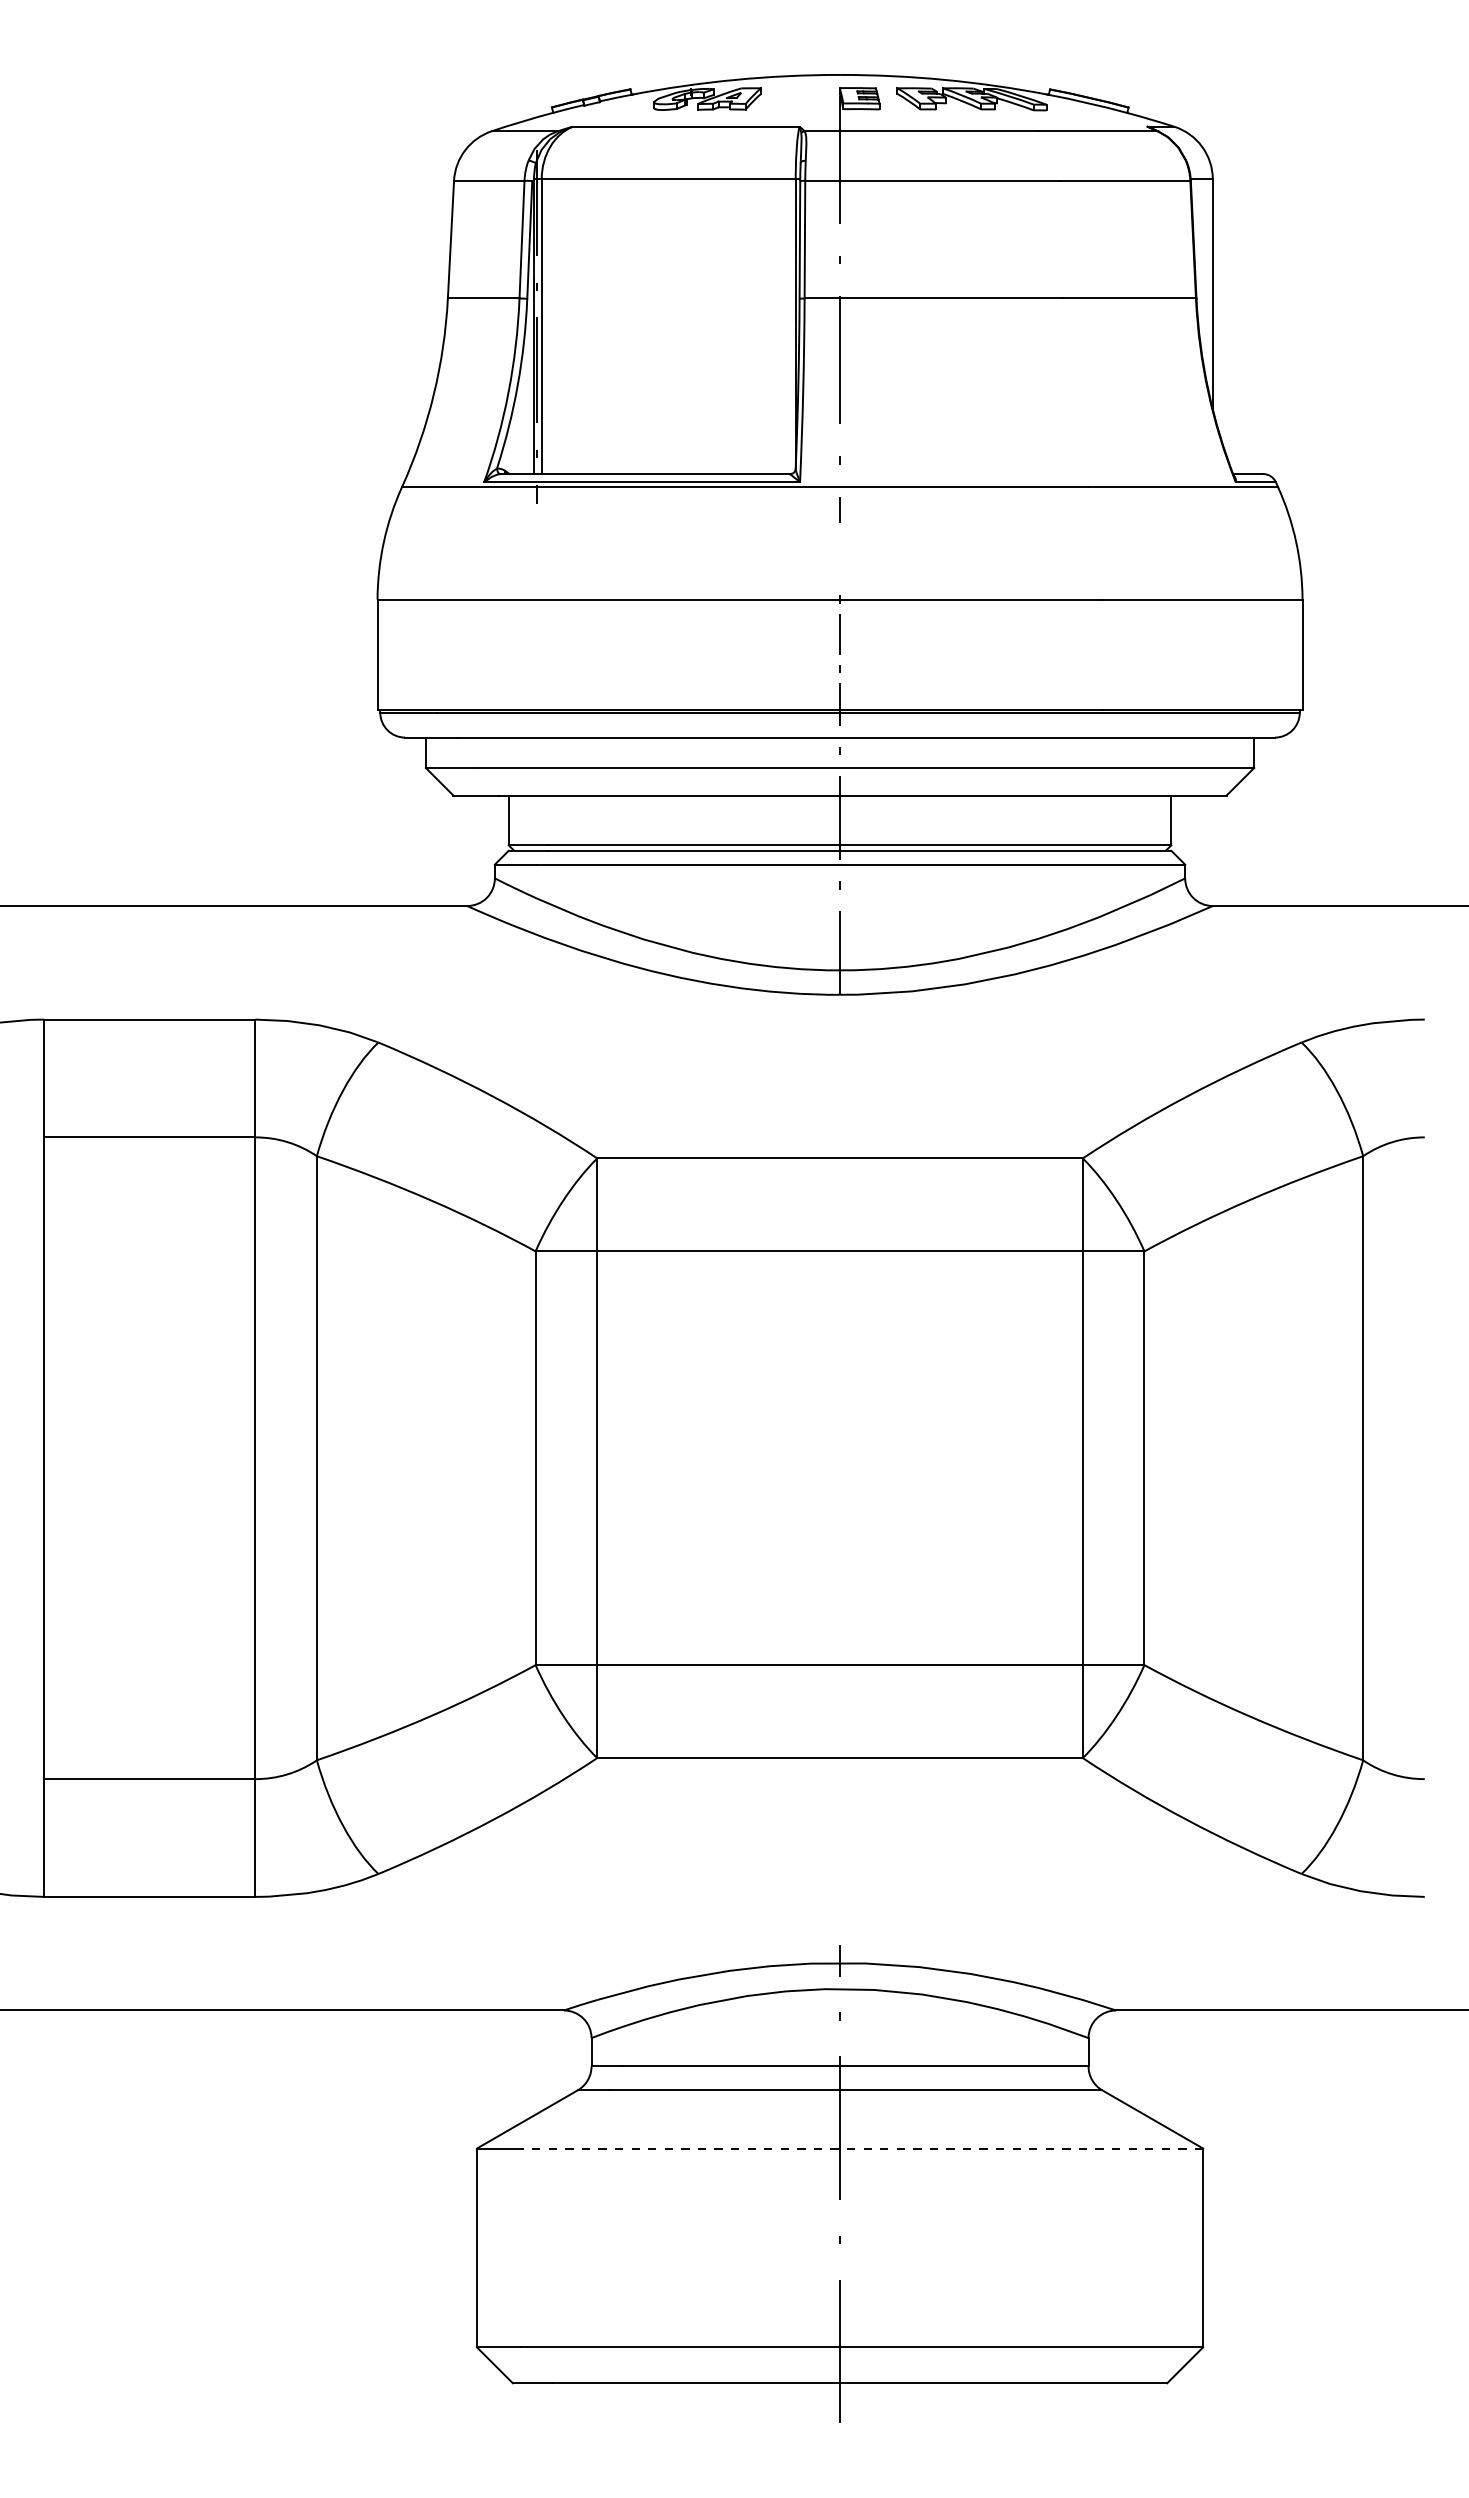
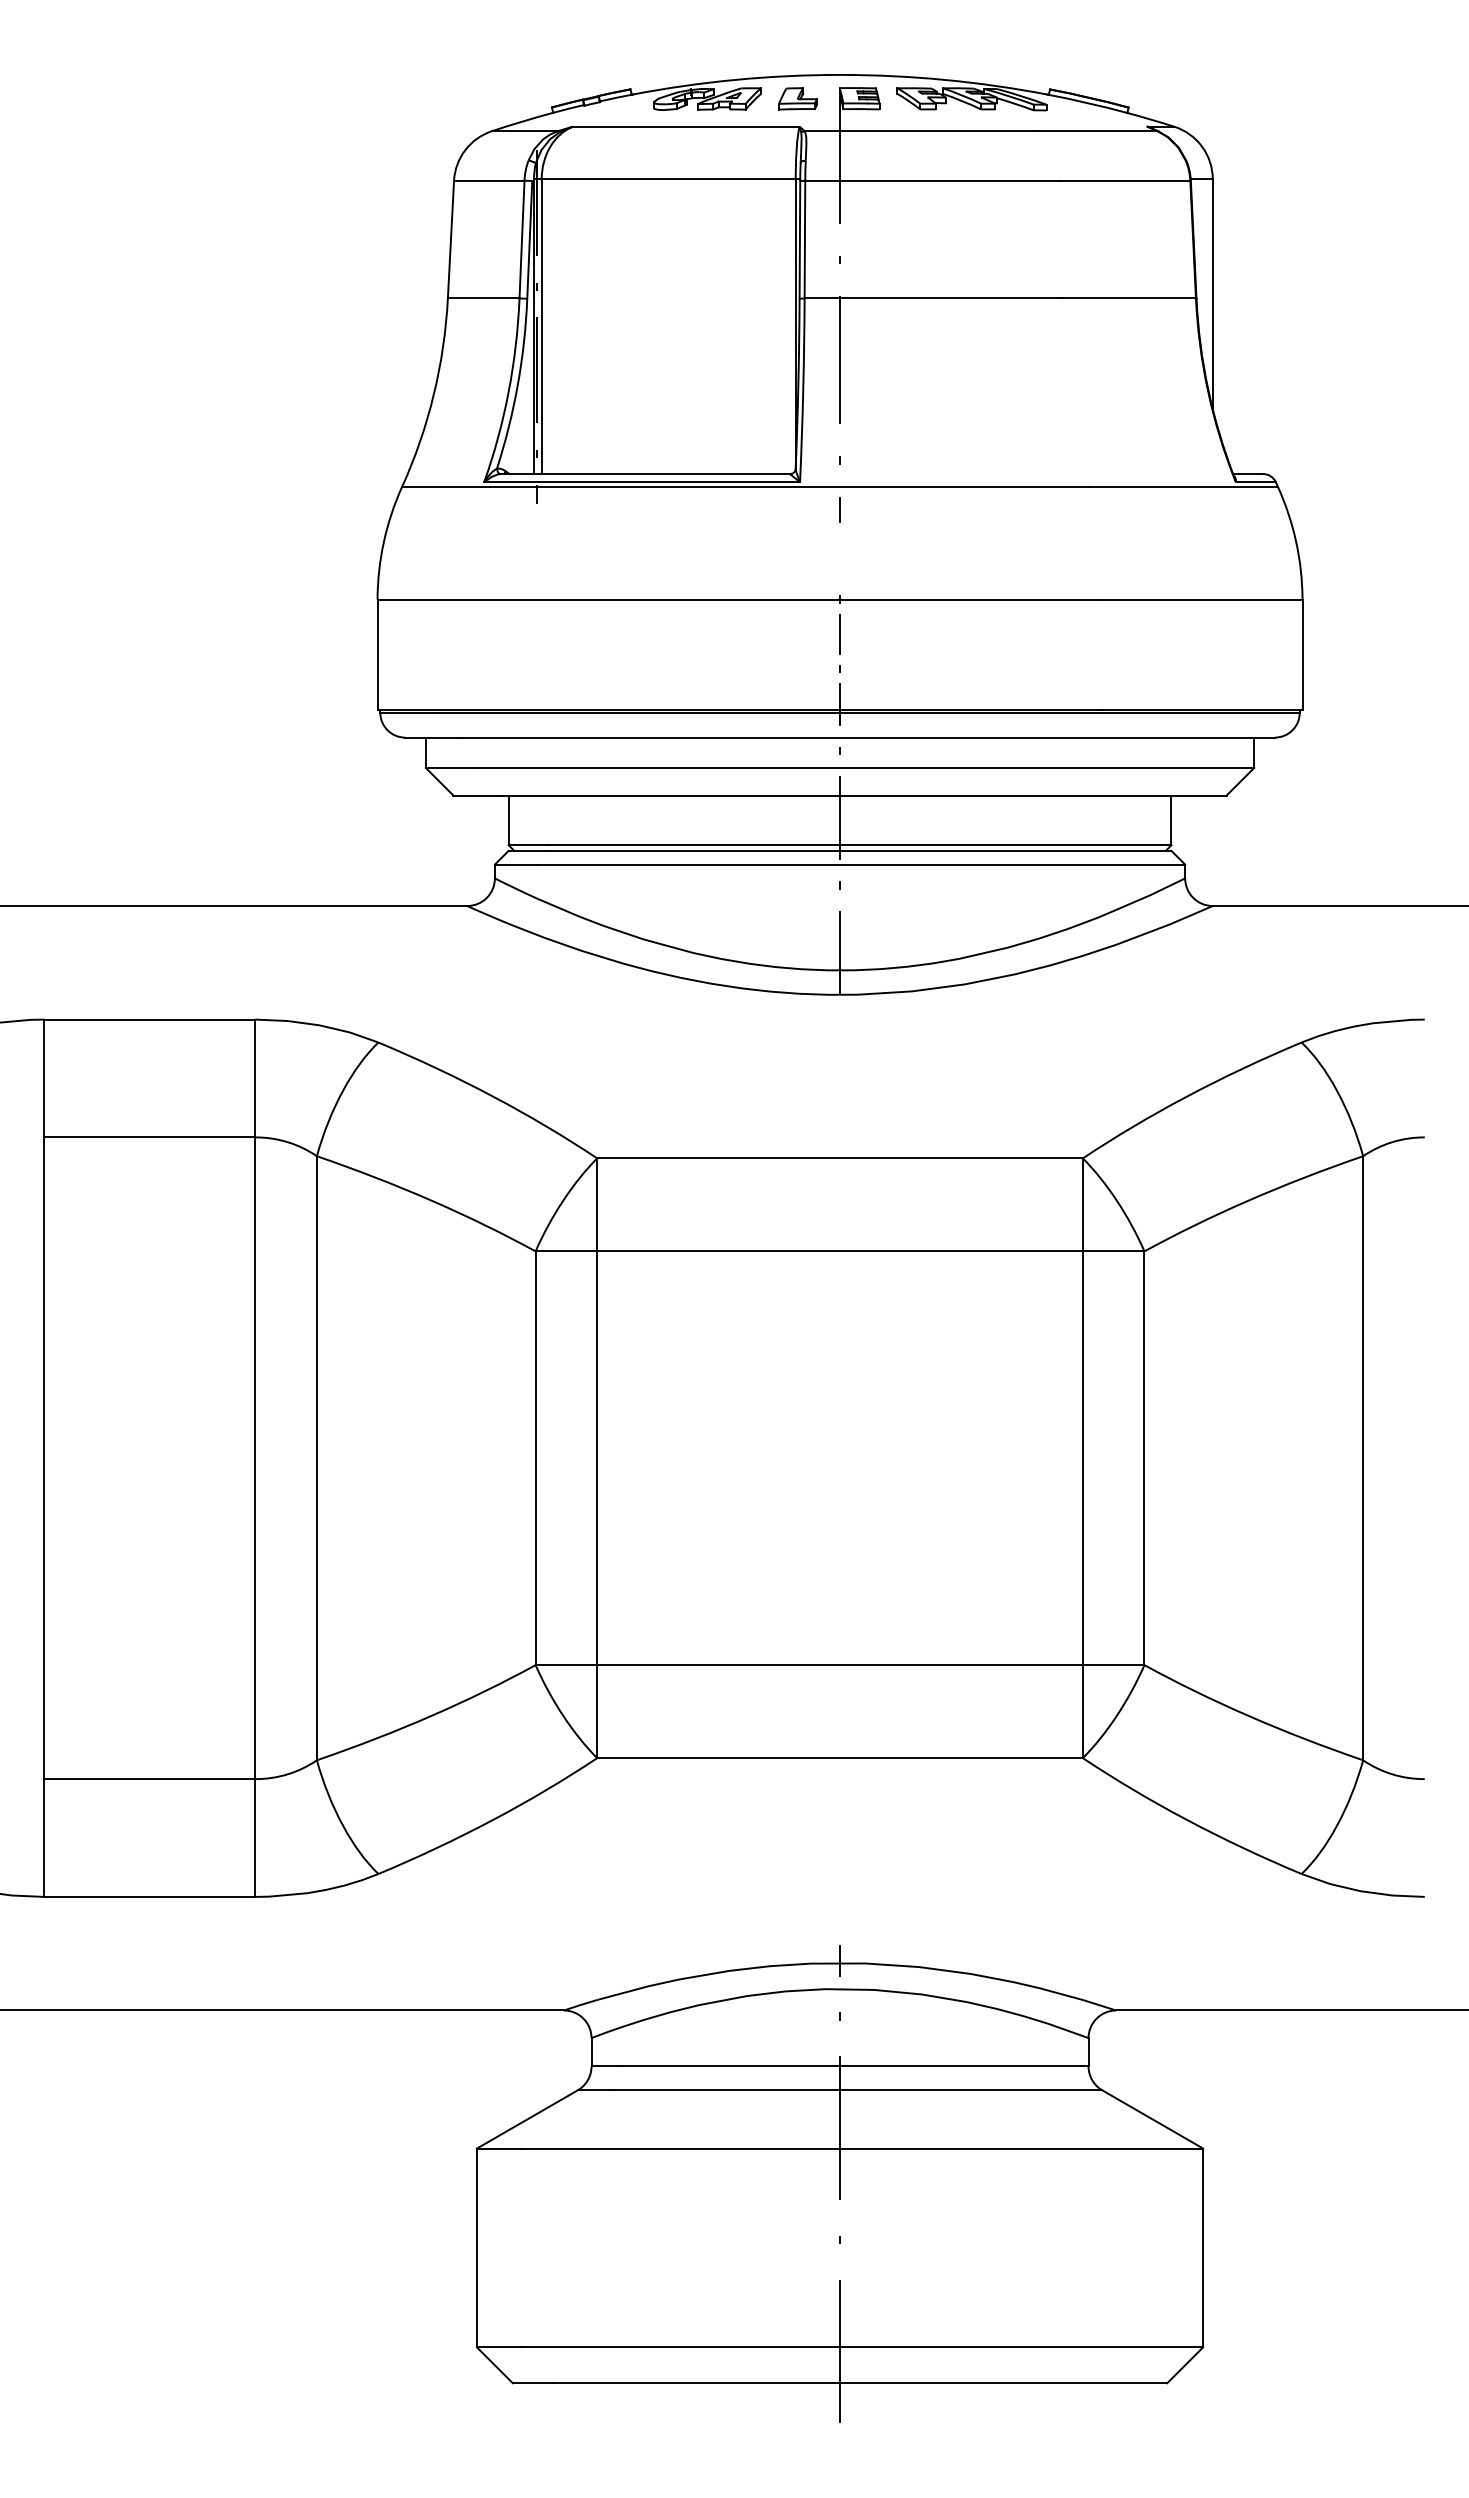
part: none -> present (797, 98)
line: dashed -> solid (862, 2148)
